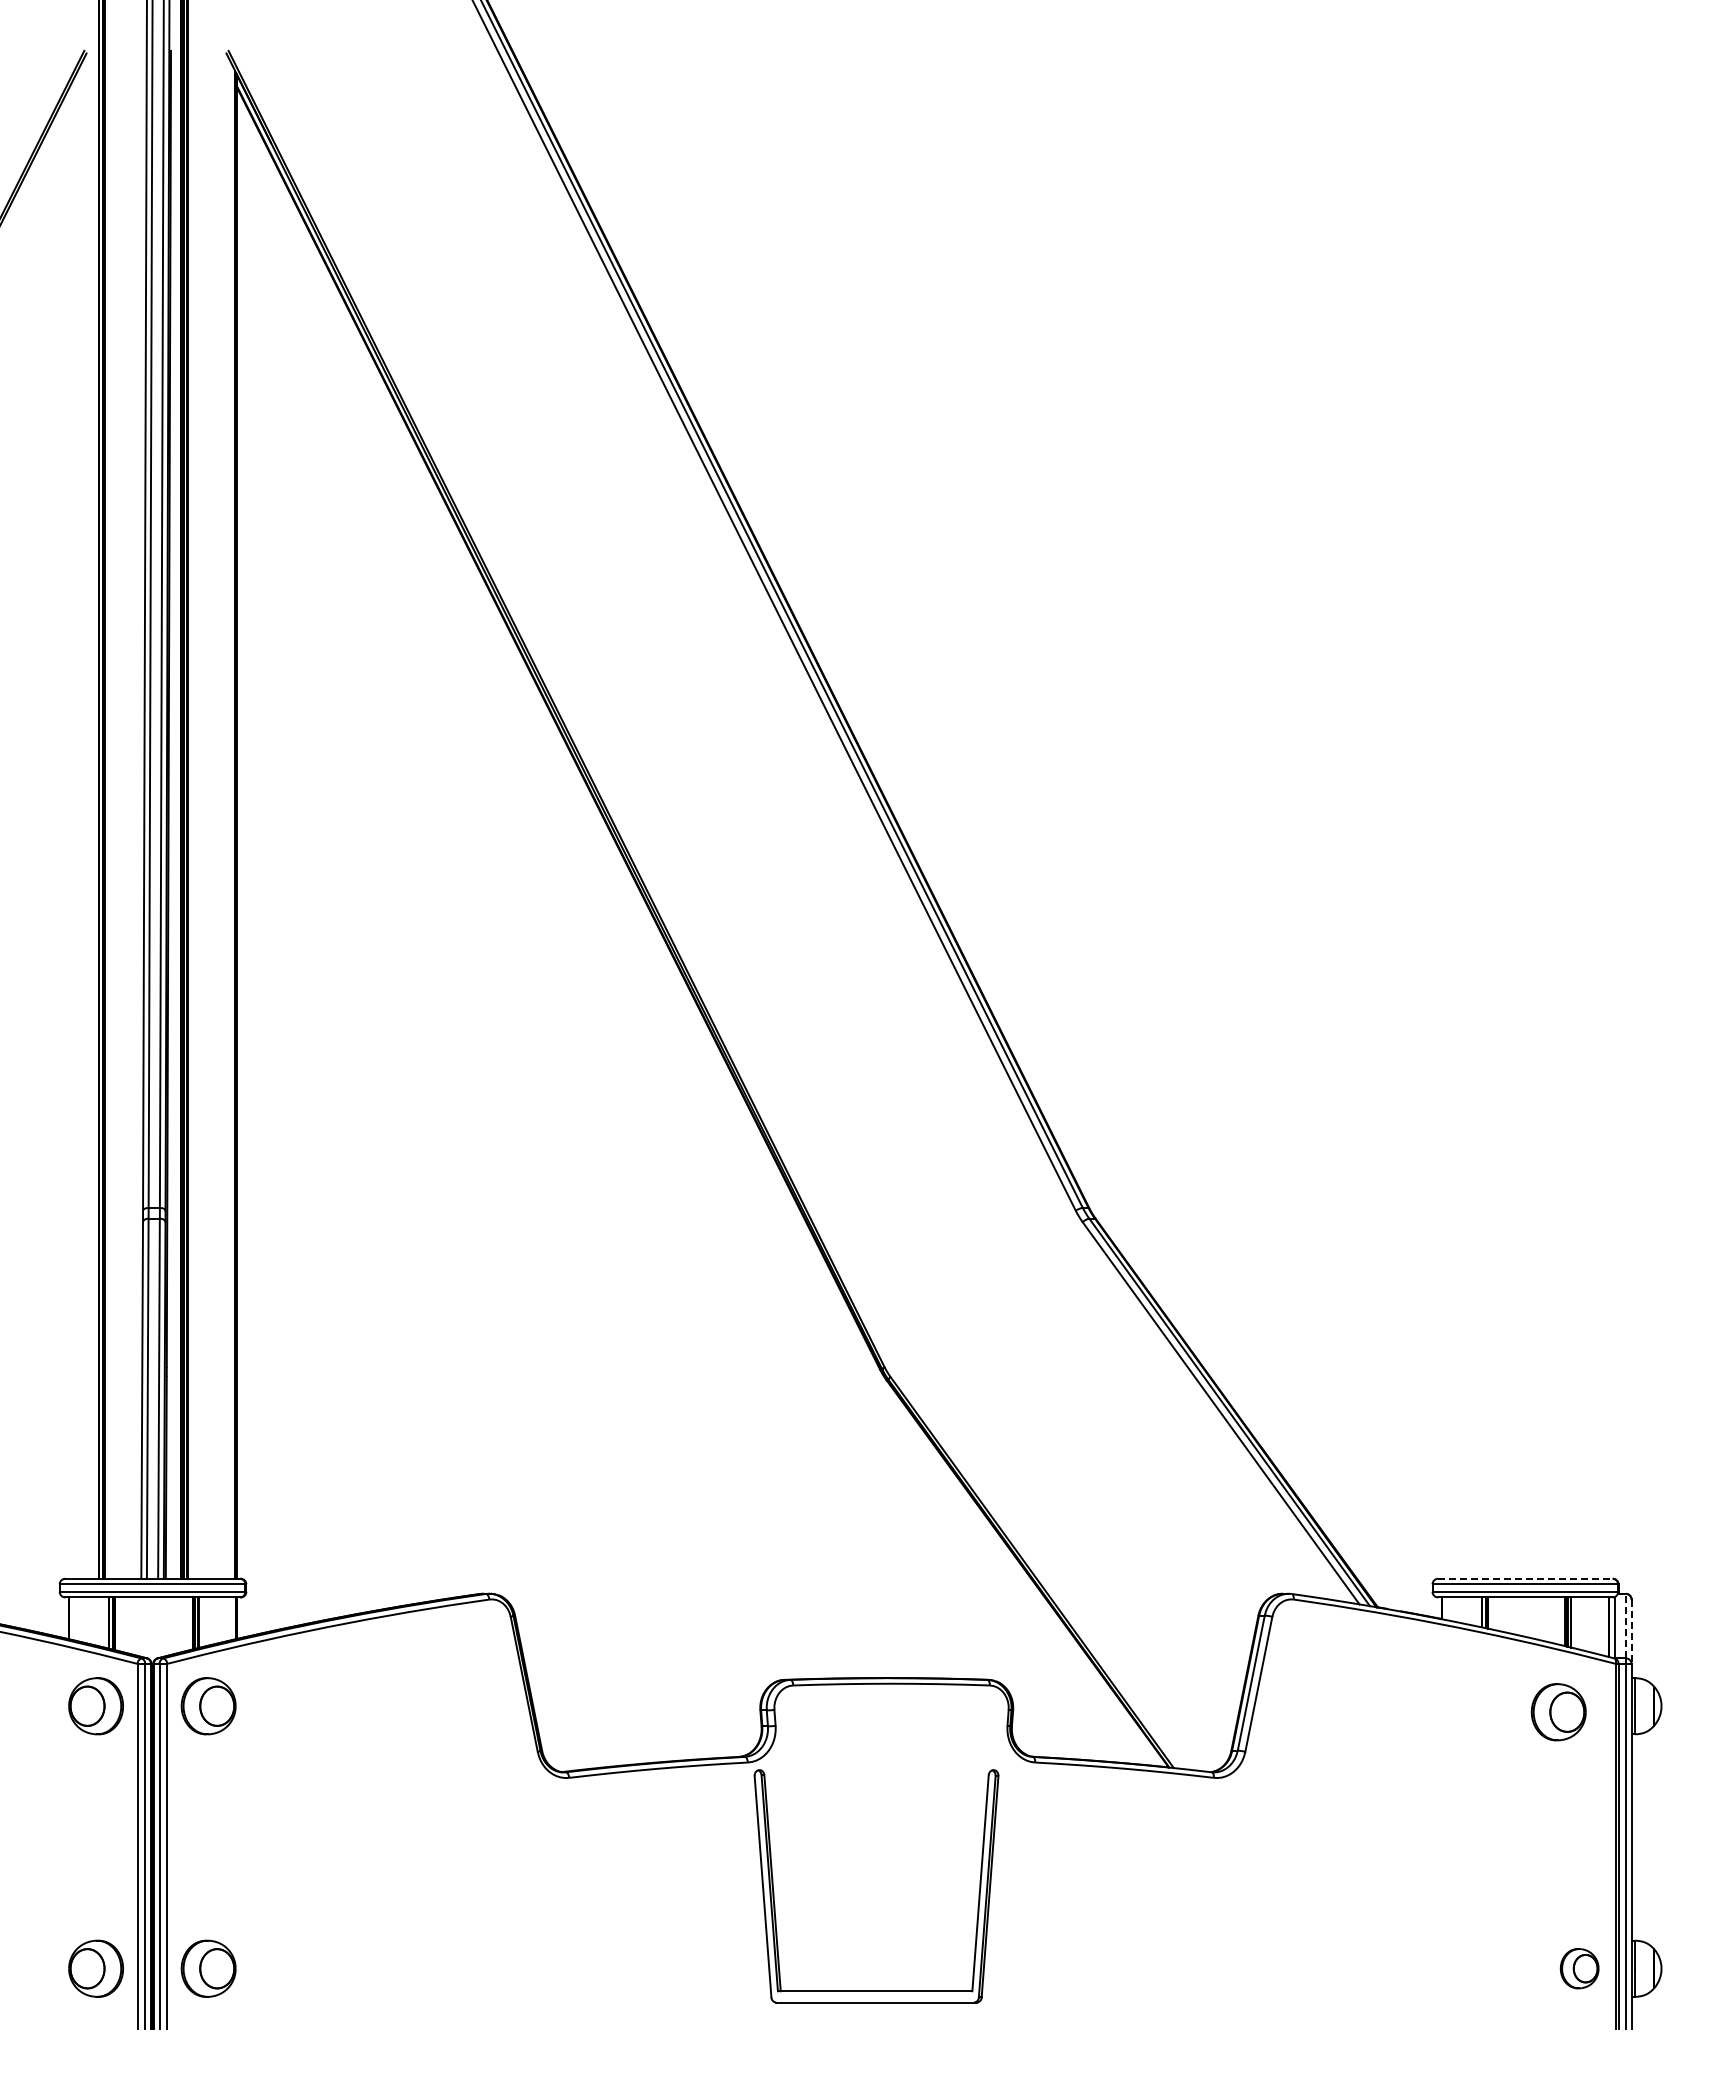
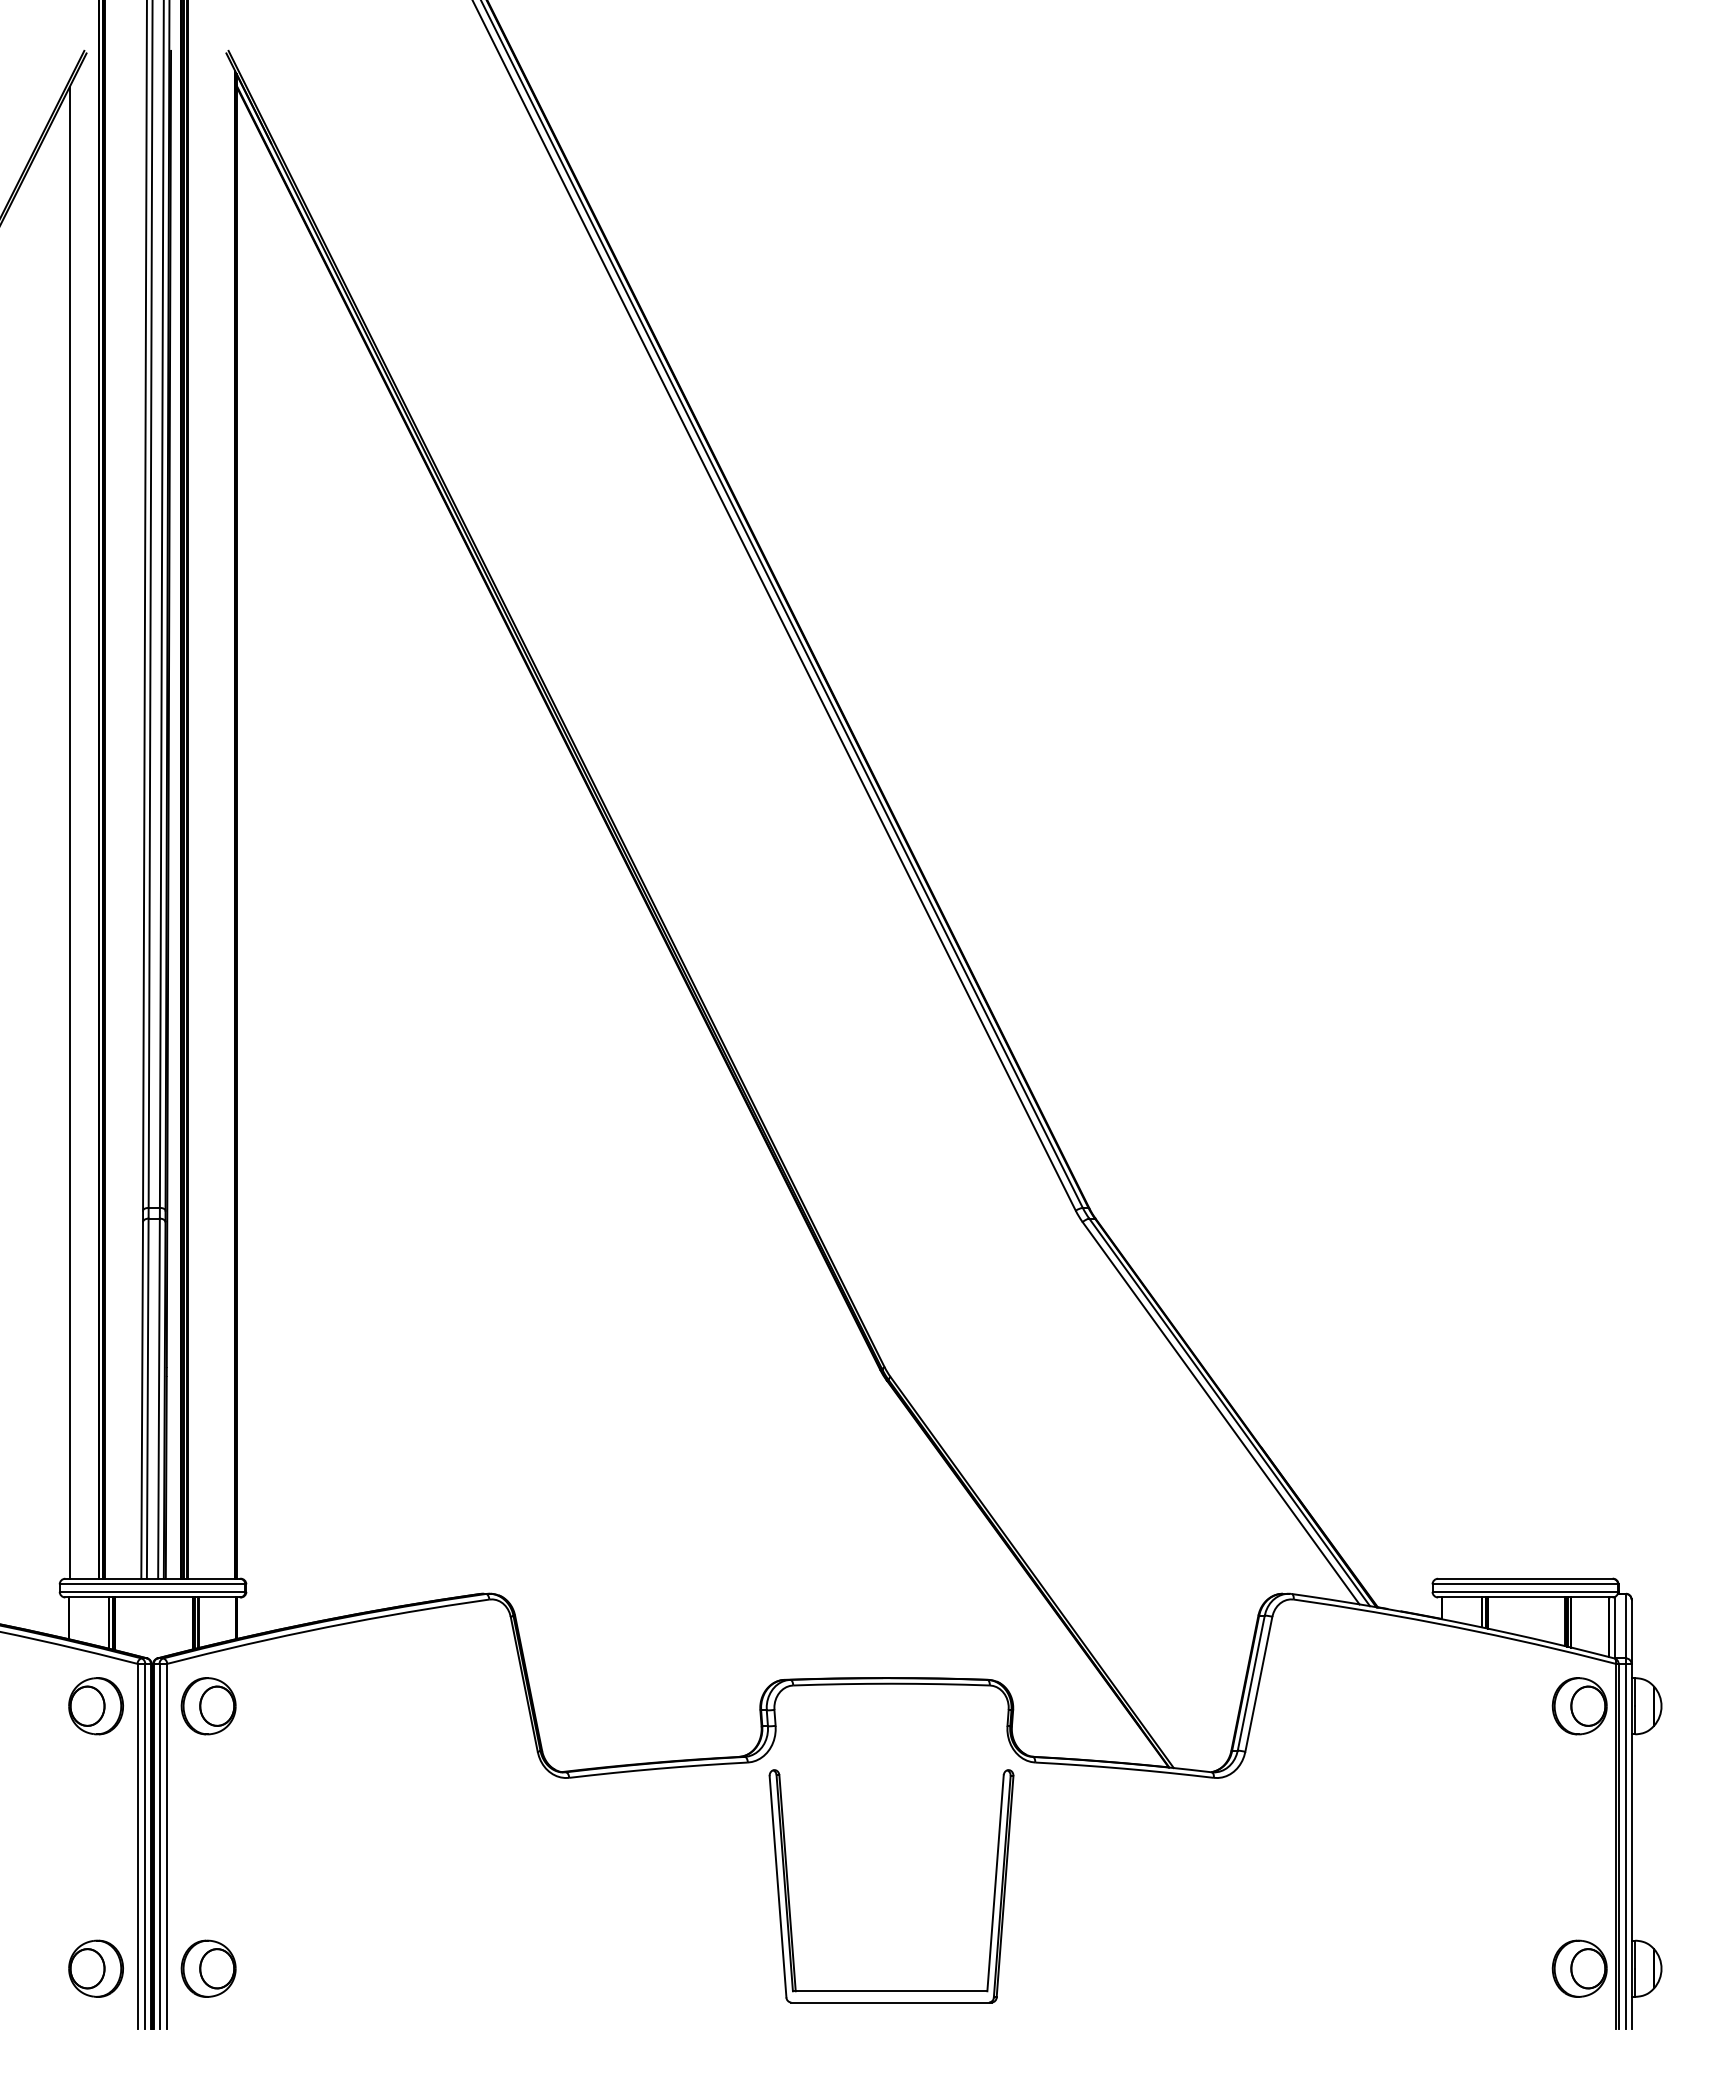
line: none -> present (69, 832)
line: dashed -> solid (1525, 1578)
line: dashed -> solid (1625, 1625)
line: dashed -> solid (1631, 1632)
part position: (1558, 1712) -> (1579, 1706) (1579, 1706)
part position: (774, 1891) -> (789, 1891) (789, 1891)
part size: 41x42 px -> 57x59 px (1579, 1968)
